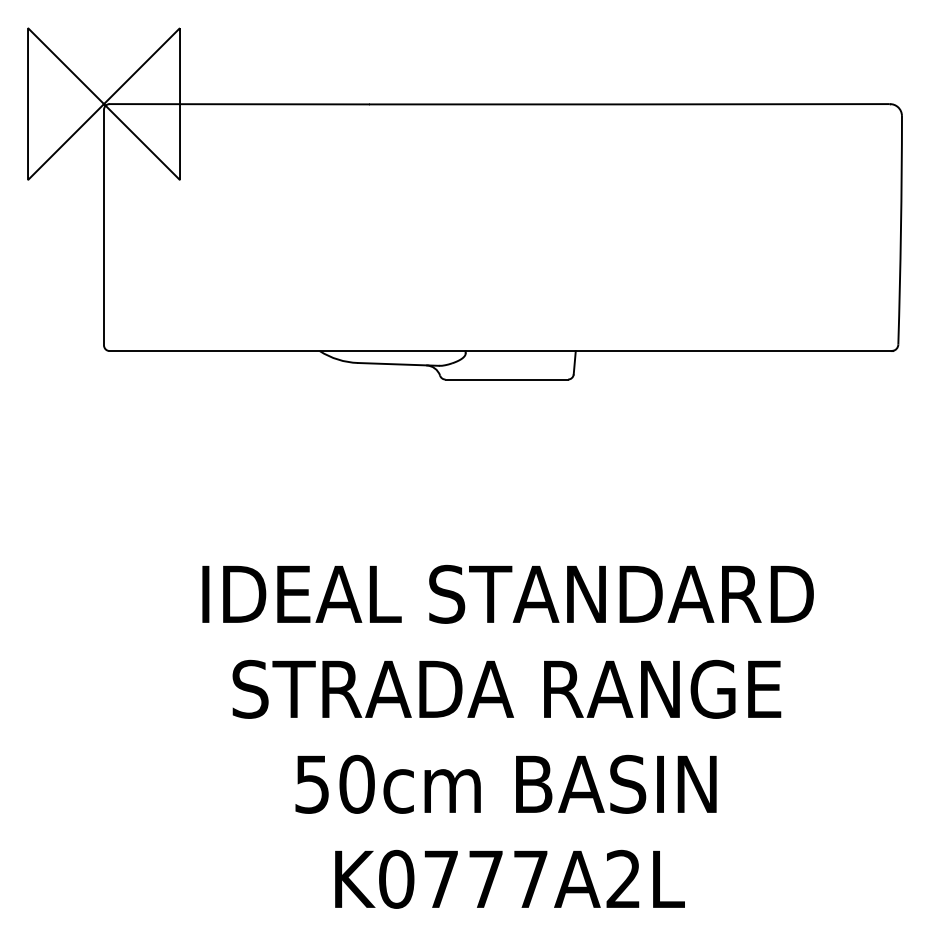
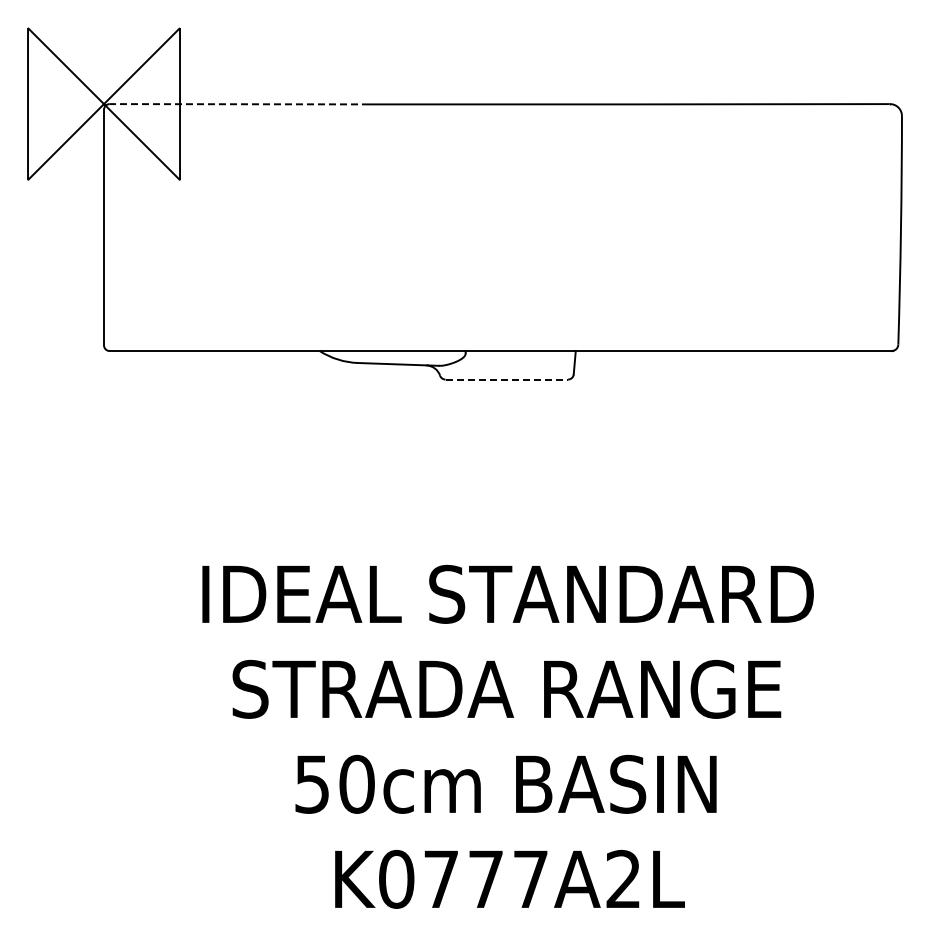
line: solid -> dashed (239, 104)
line: solid -> dashed (507, 379)
